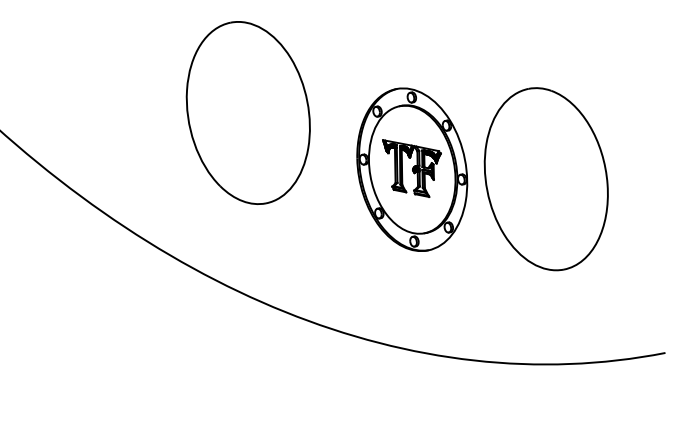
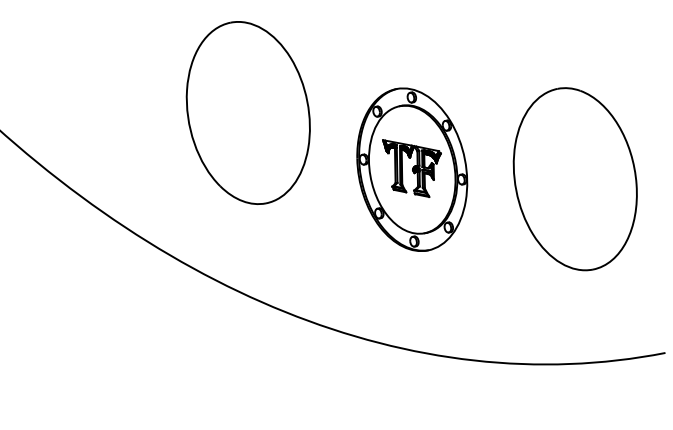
part position: (545, 179) -> (574, 179) (574, 179)
